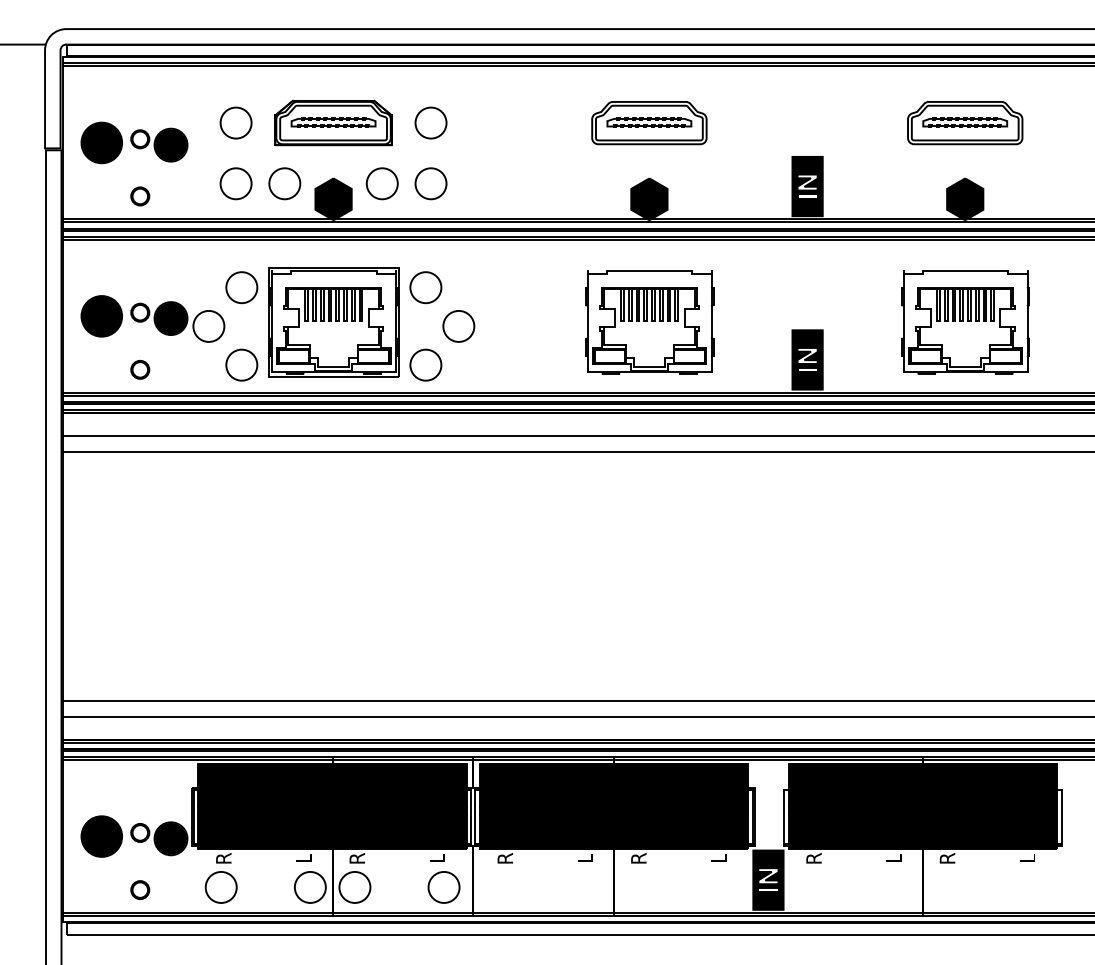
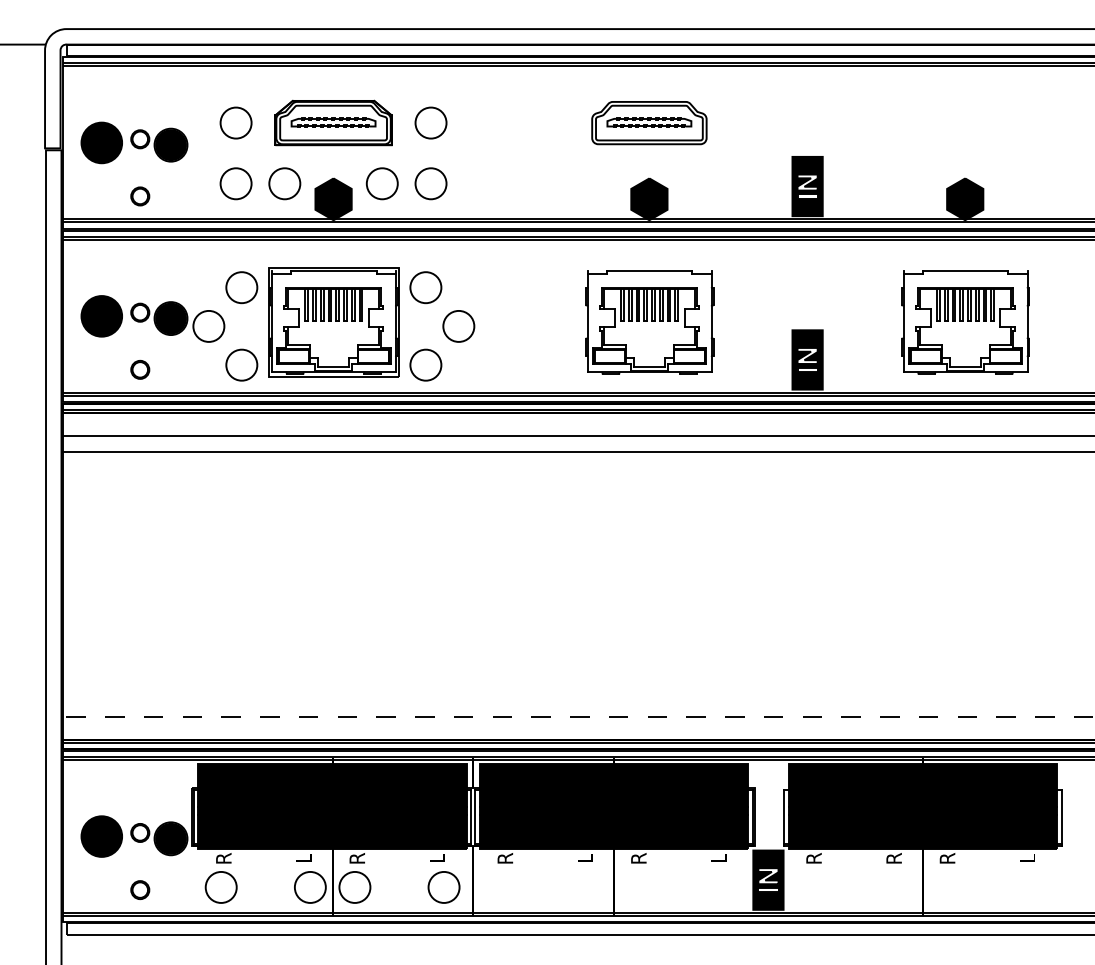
part: present -> none (965, 123)
line: present -> none (577, 701)
line: solid -> dashed (578, 717)
text: L -> R (893, 858)
